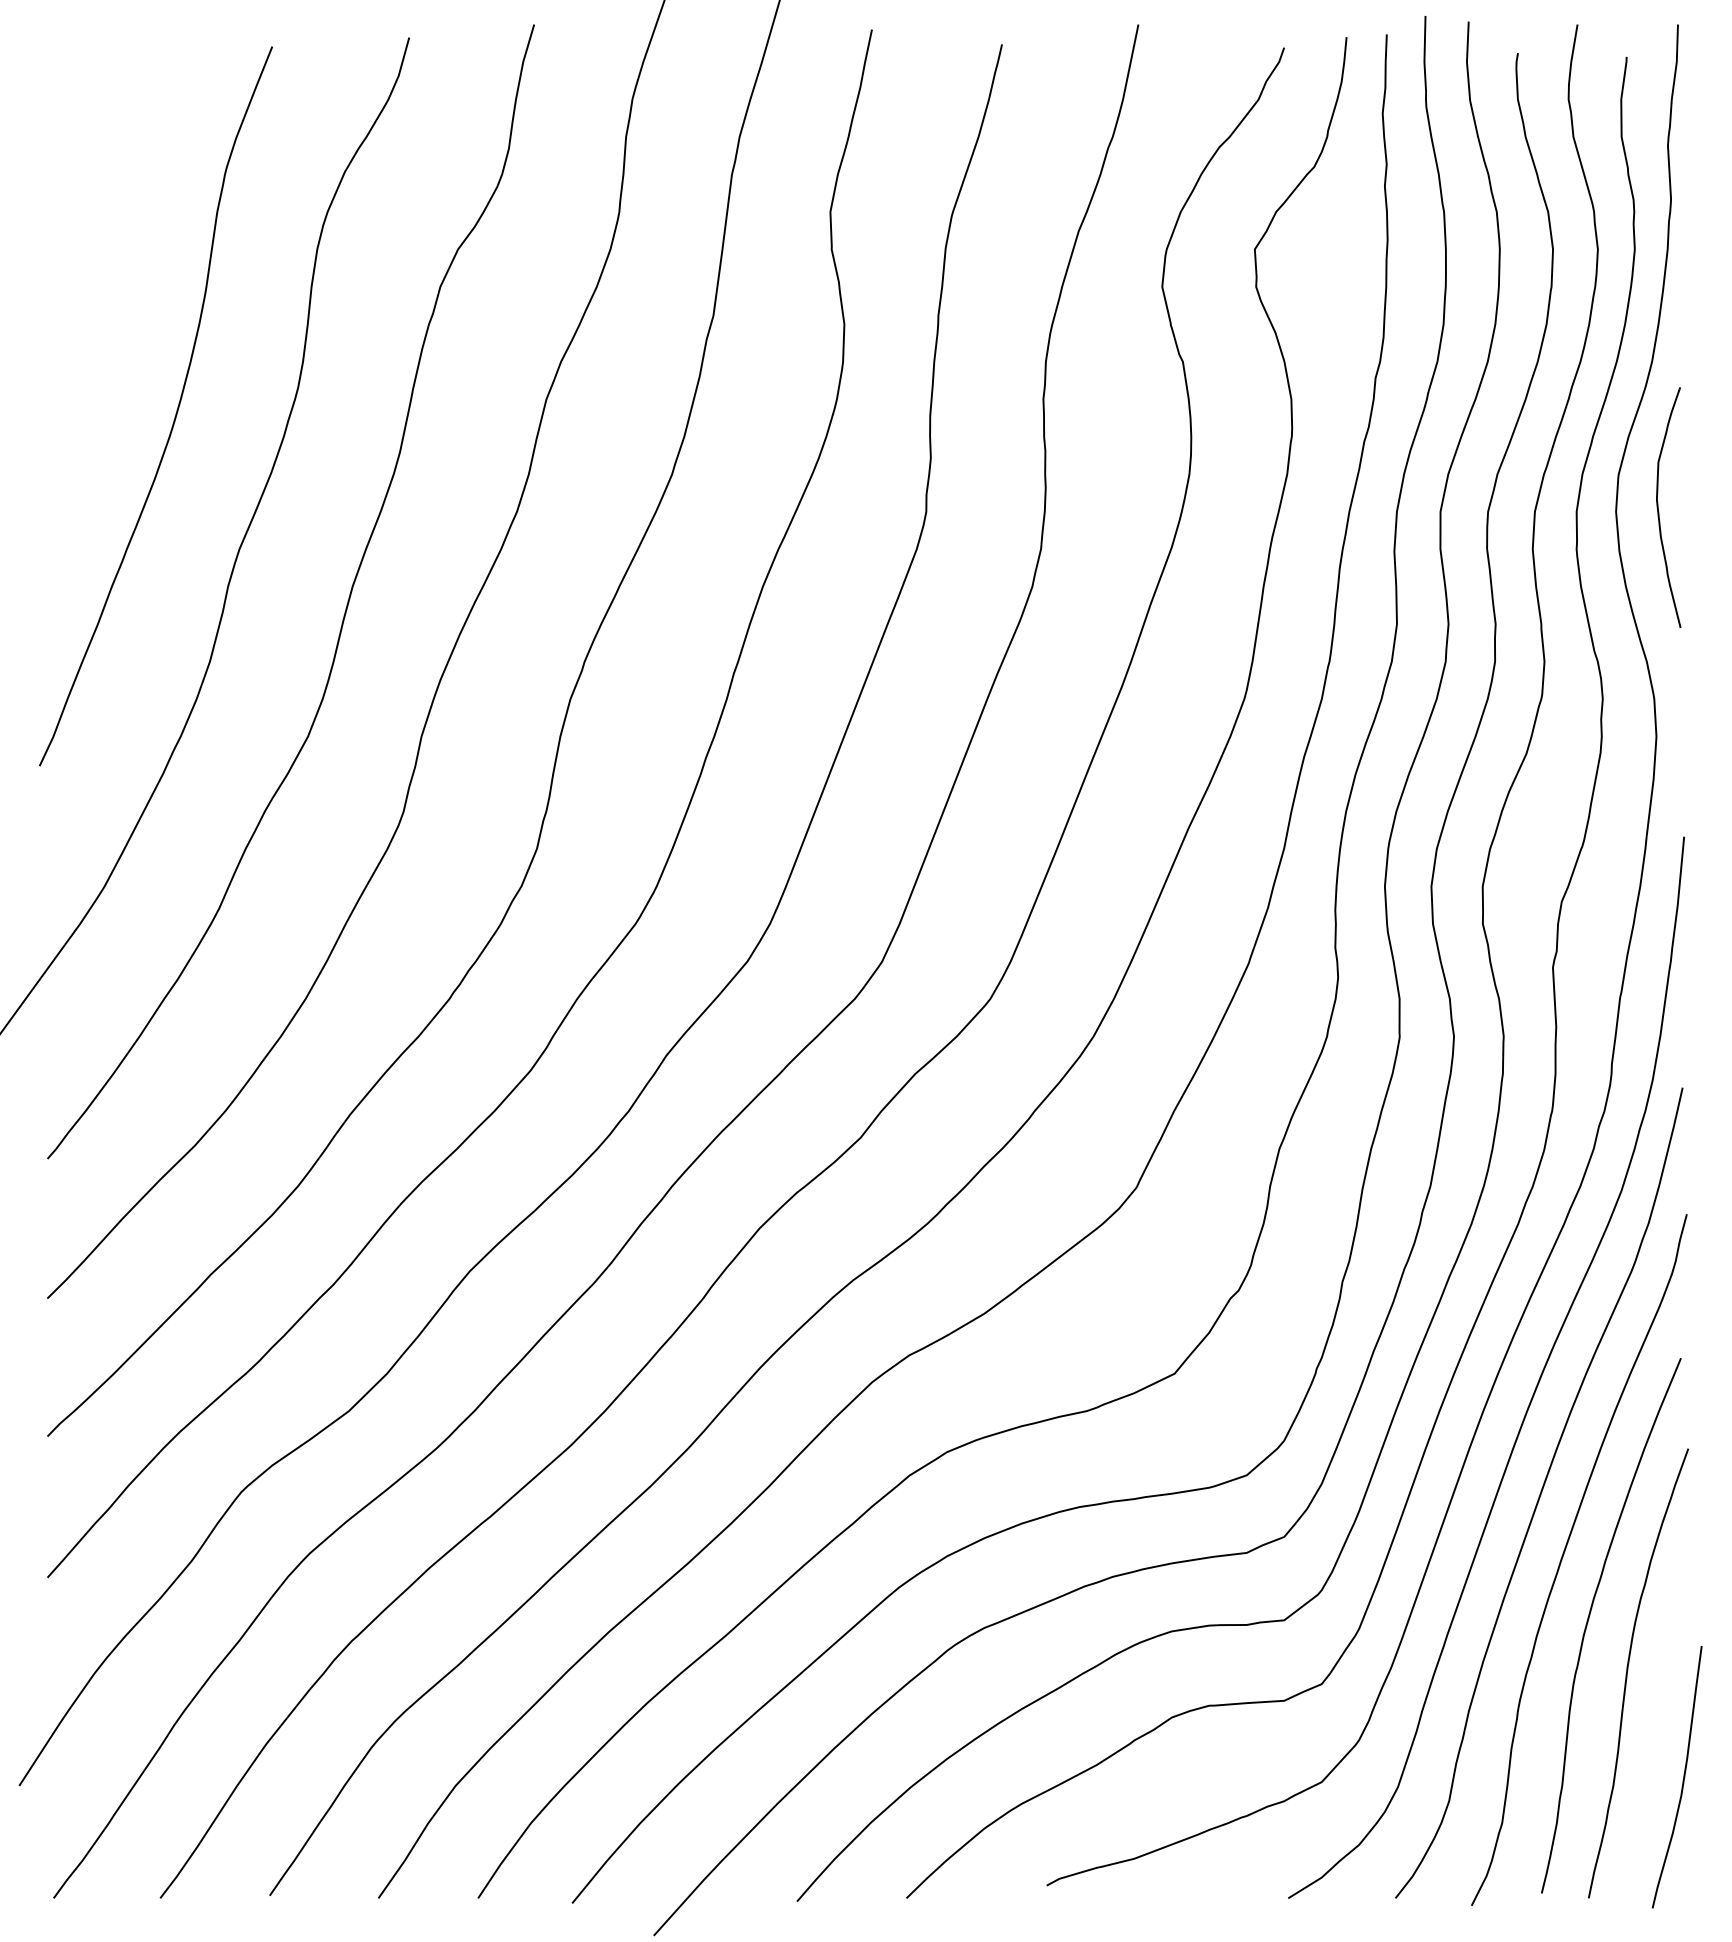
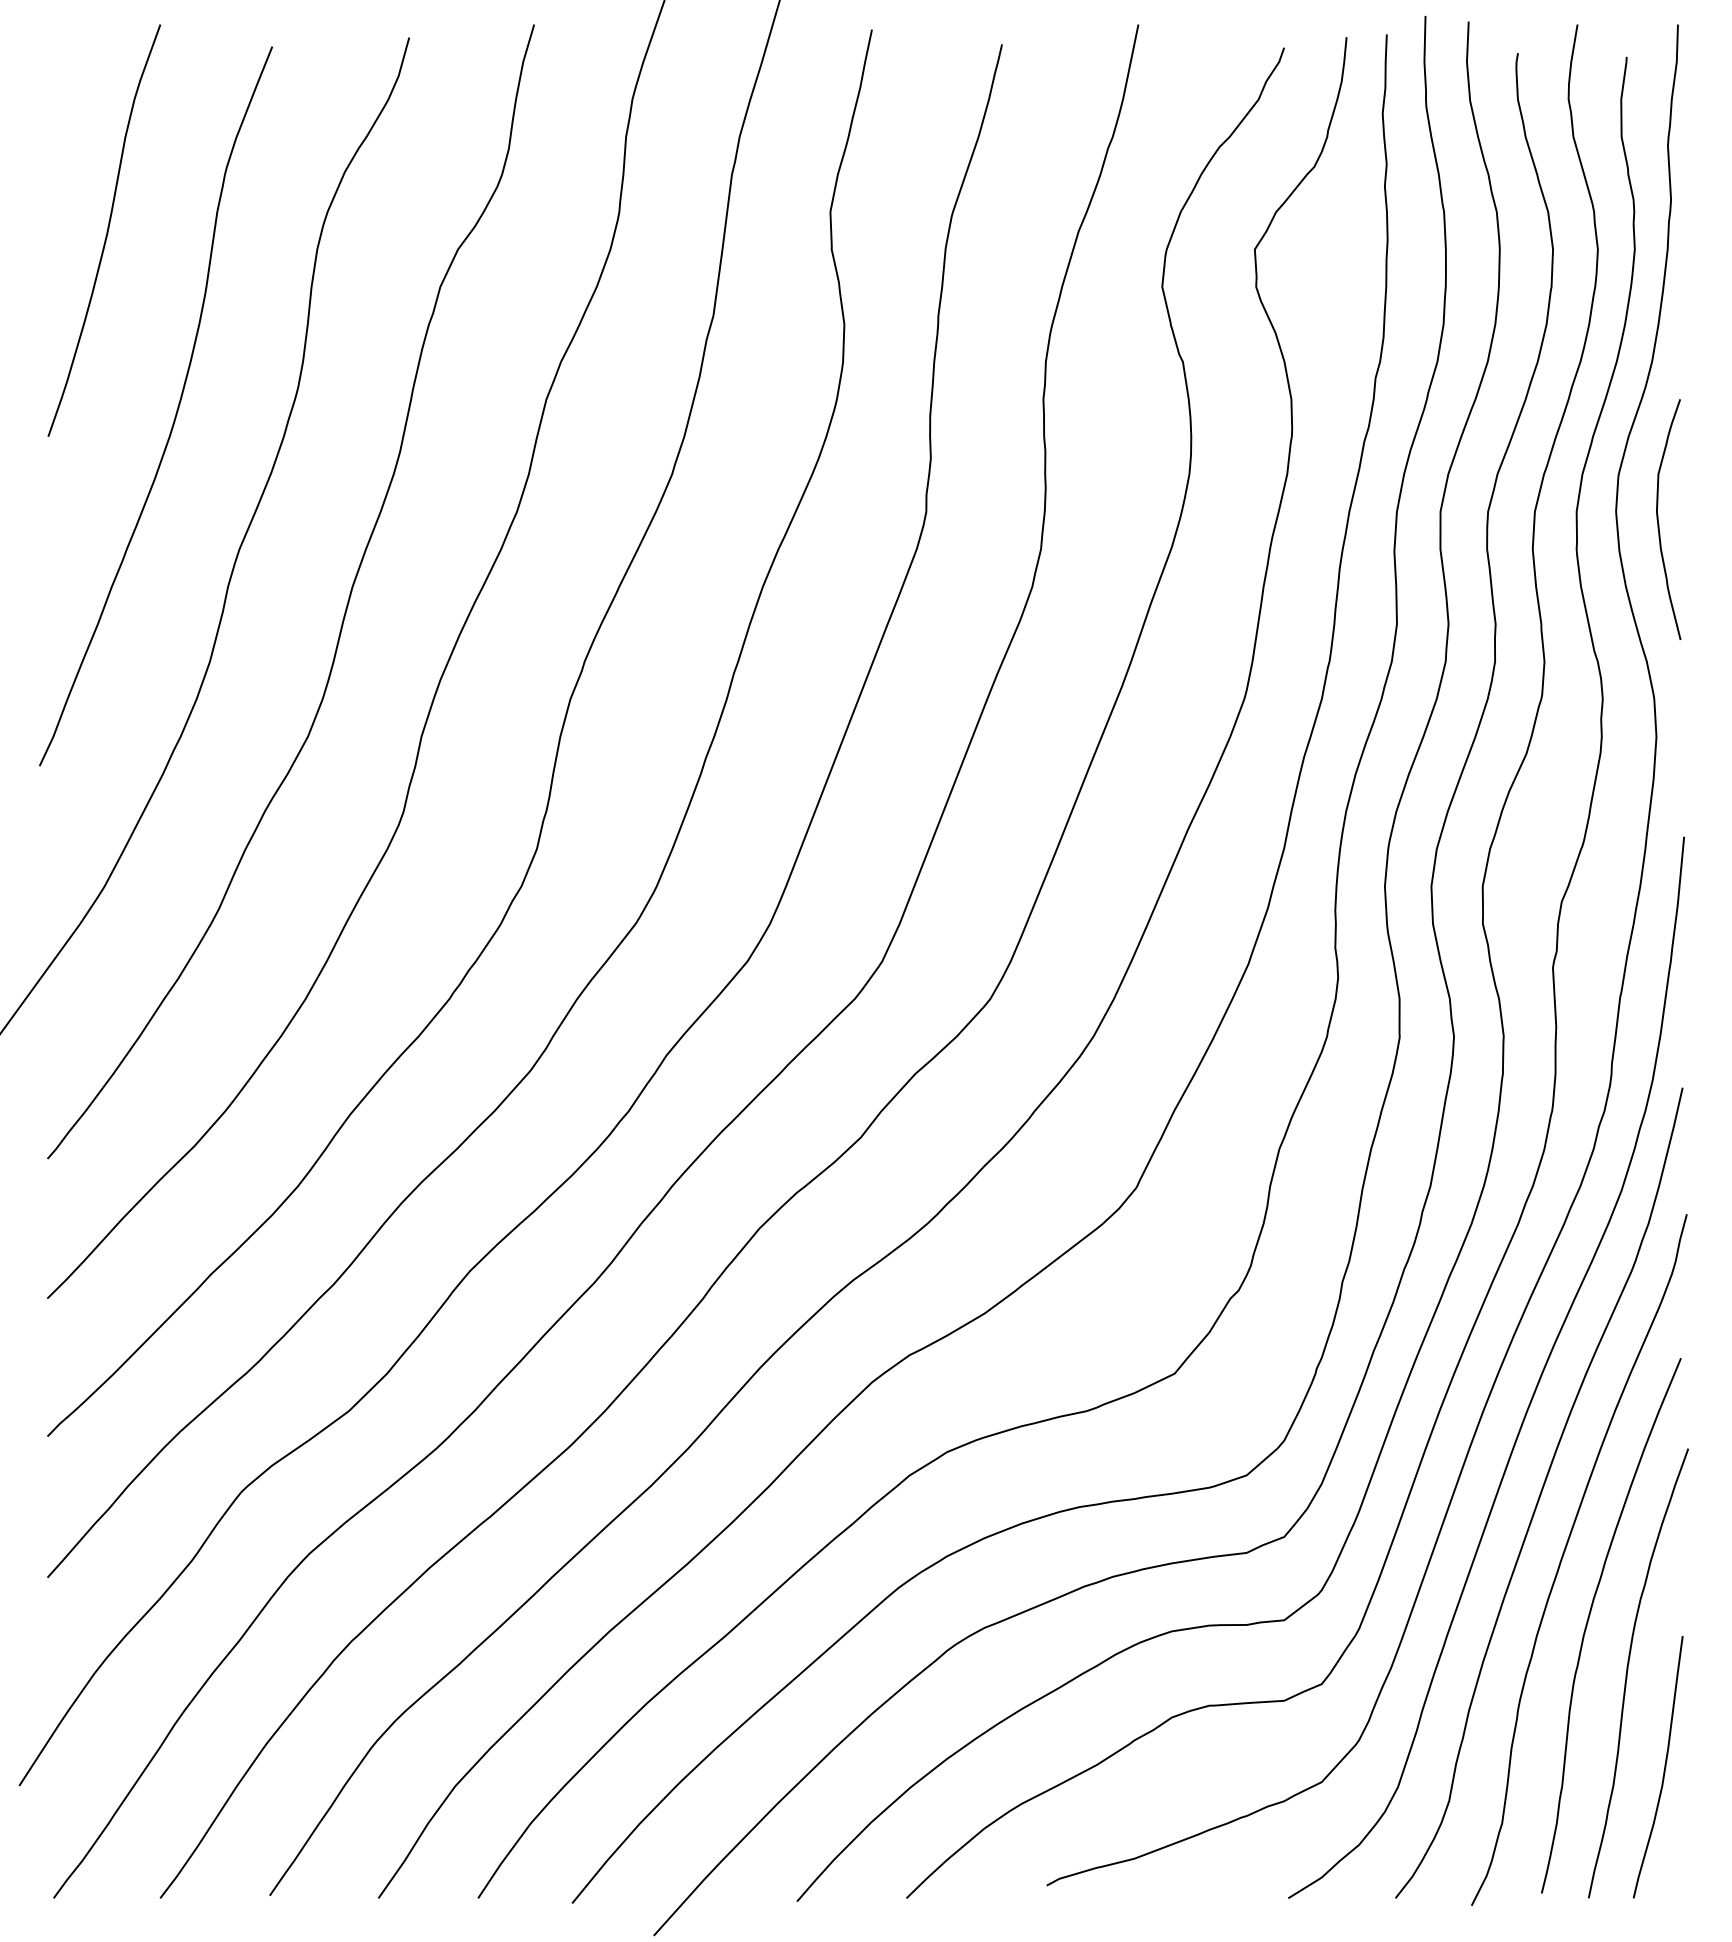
curve: none -> present (106, 231)
curve position: (1659, 511) -> (1659, 523) (1659, 523)
curve position: (1682, 1780) -> (1663, 1770) (1663, 1770)
